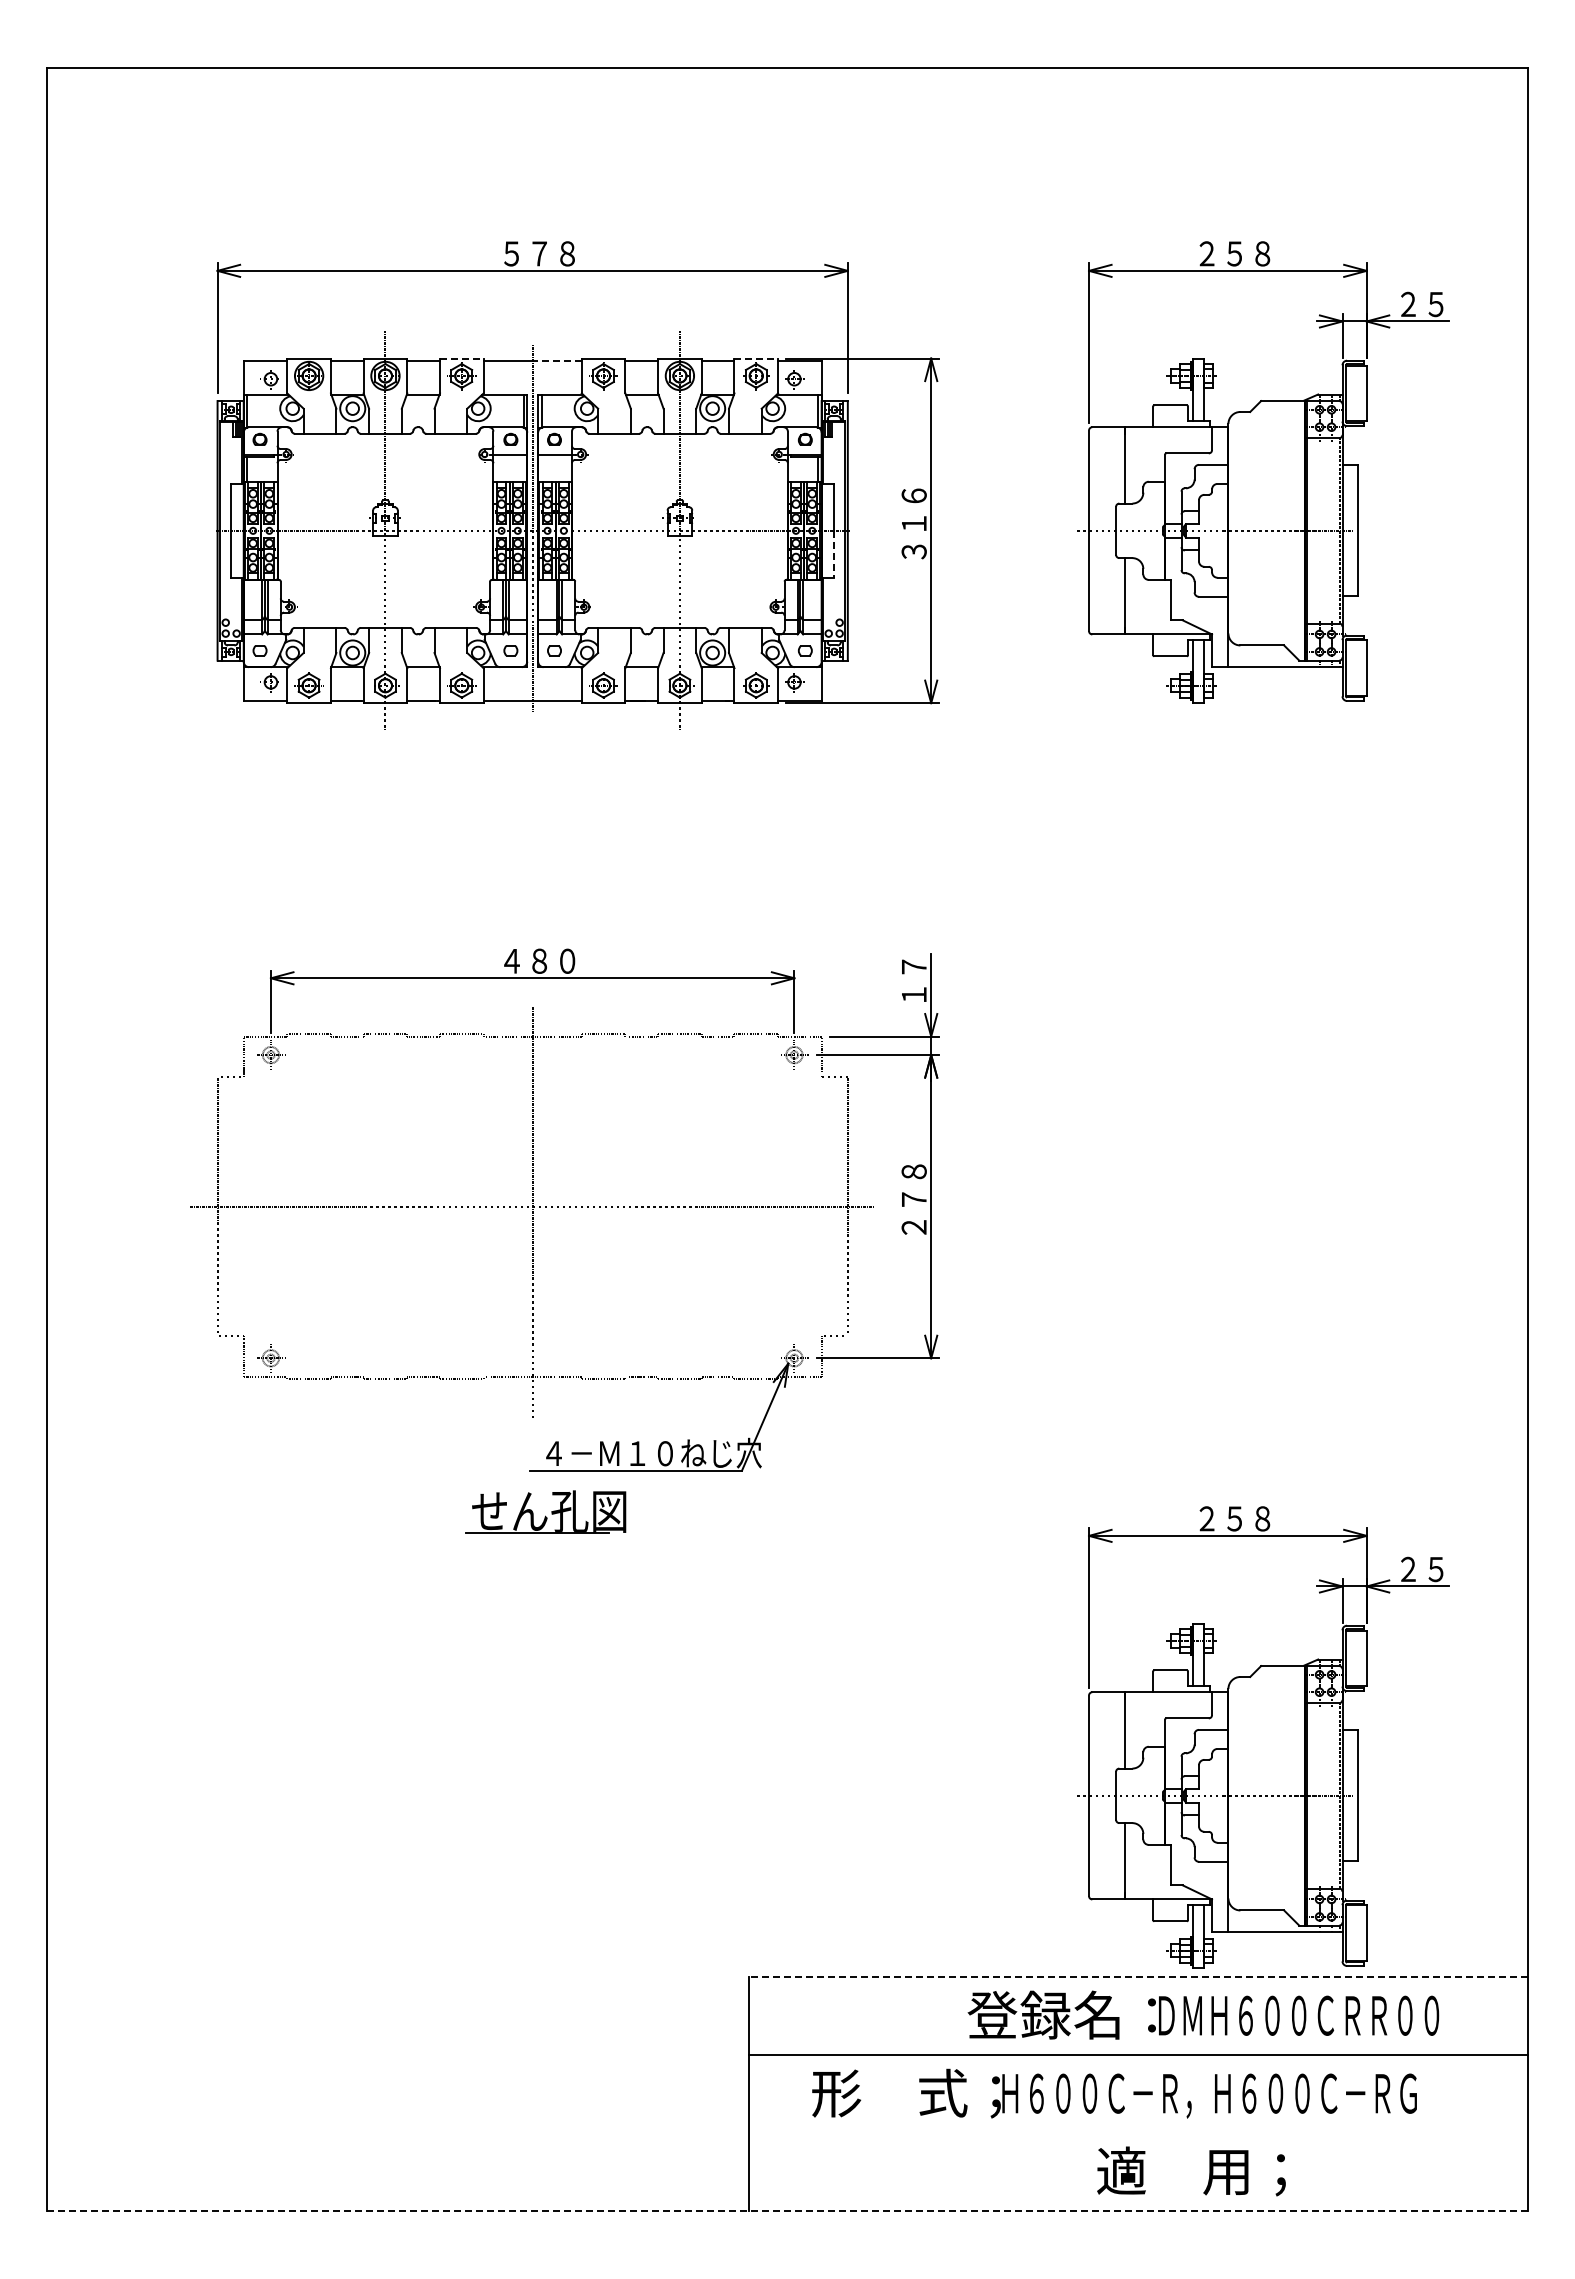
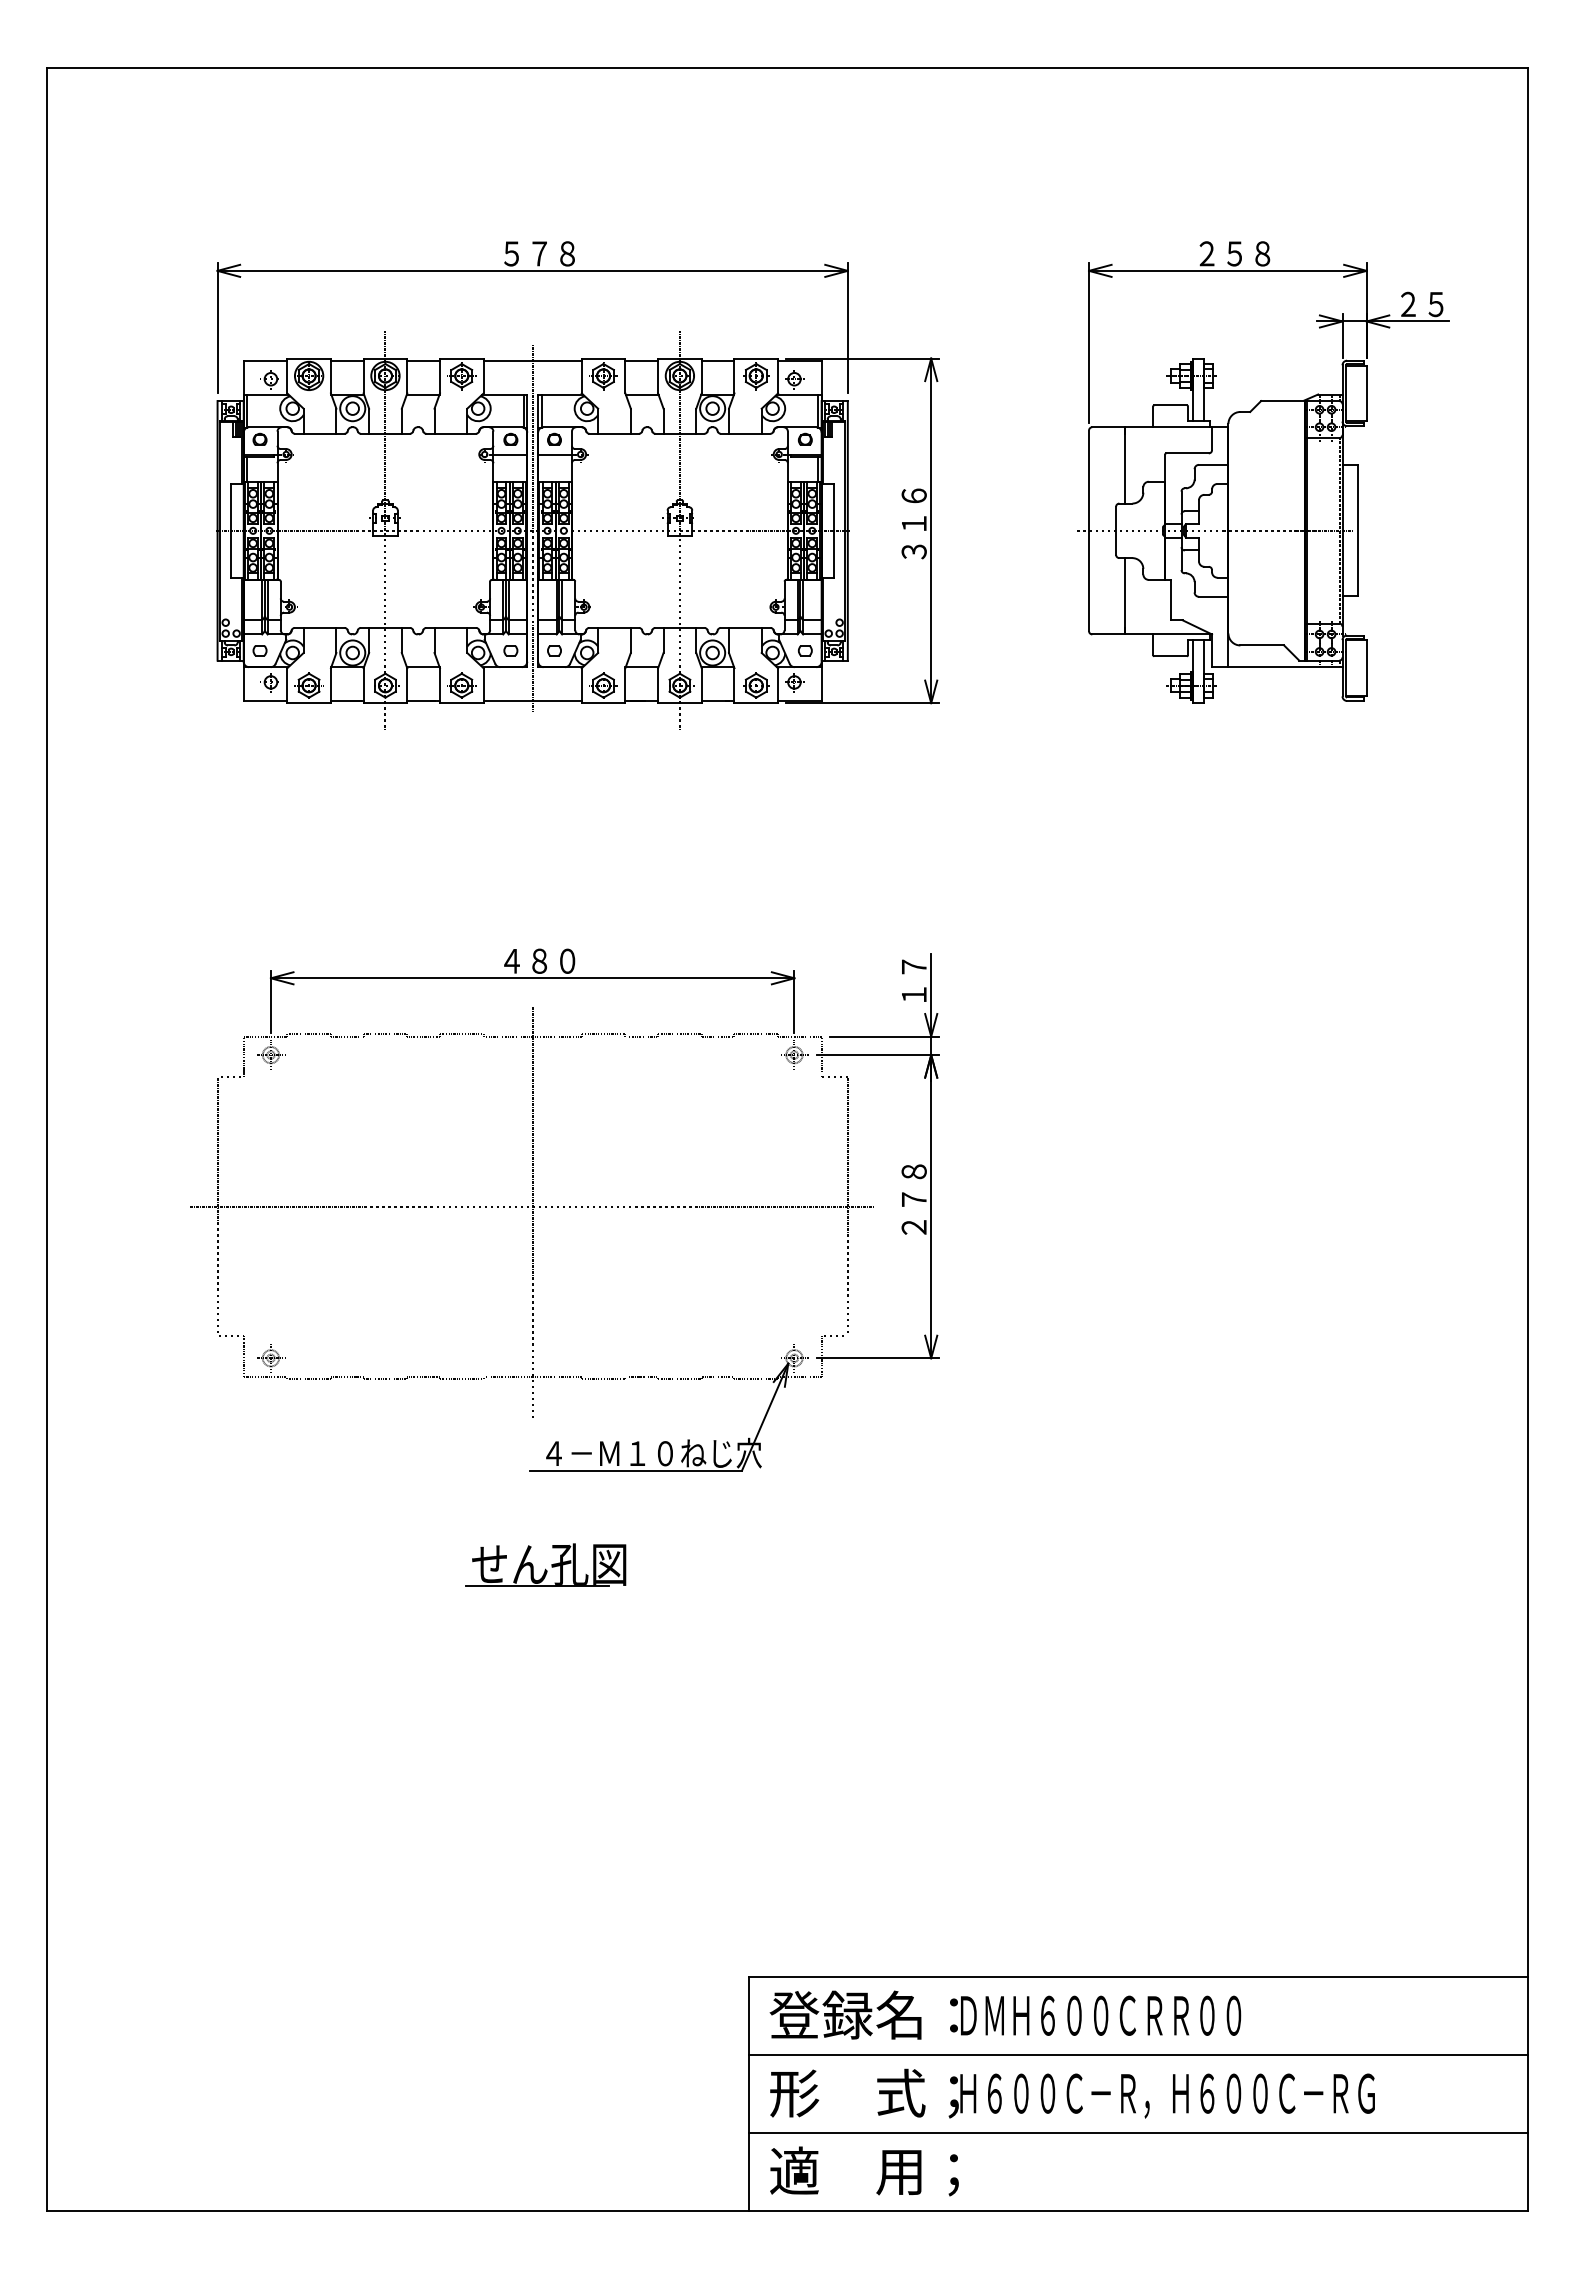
line: dashed -> solid (461, 358)
line: dashed -> solid (756, 358)
line: dashed -> solid (557, 360)
line: dashed -> solid (834, 554)
part position: (545, 1511) -> (545, 1564) (545, 1564)
part: present -> none (1263, 1737)
line: dashed -> solid (1138, 1976)
text position: (1203, 2014) -> (1005, 2014) (1005, 2014)
text position: (1114, 2093) -> (1072, 2093) (1072, 2093)
line: none -> present (1137, 2132)
text position: (1191, 2171) -> (864, 2171) (864, 2171)
line: dashed -> solid (787, 2210)
